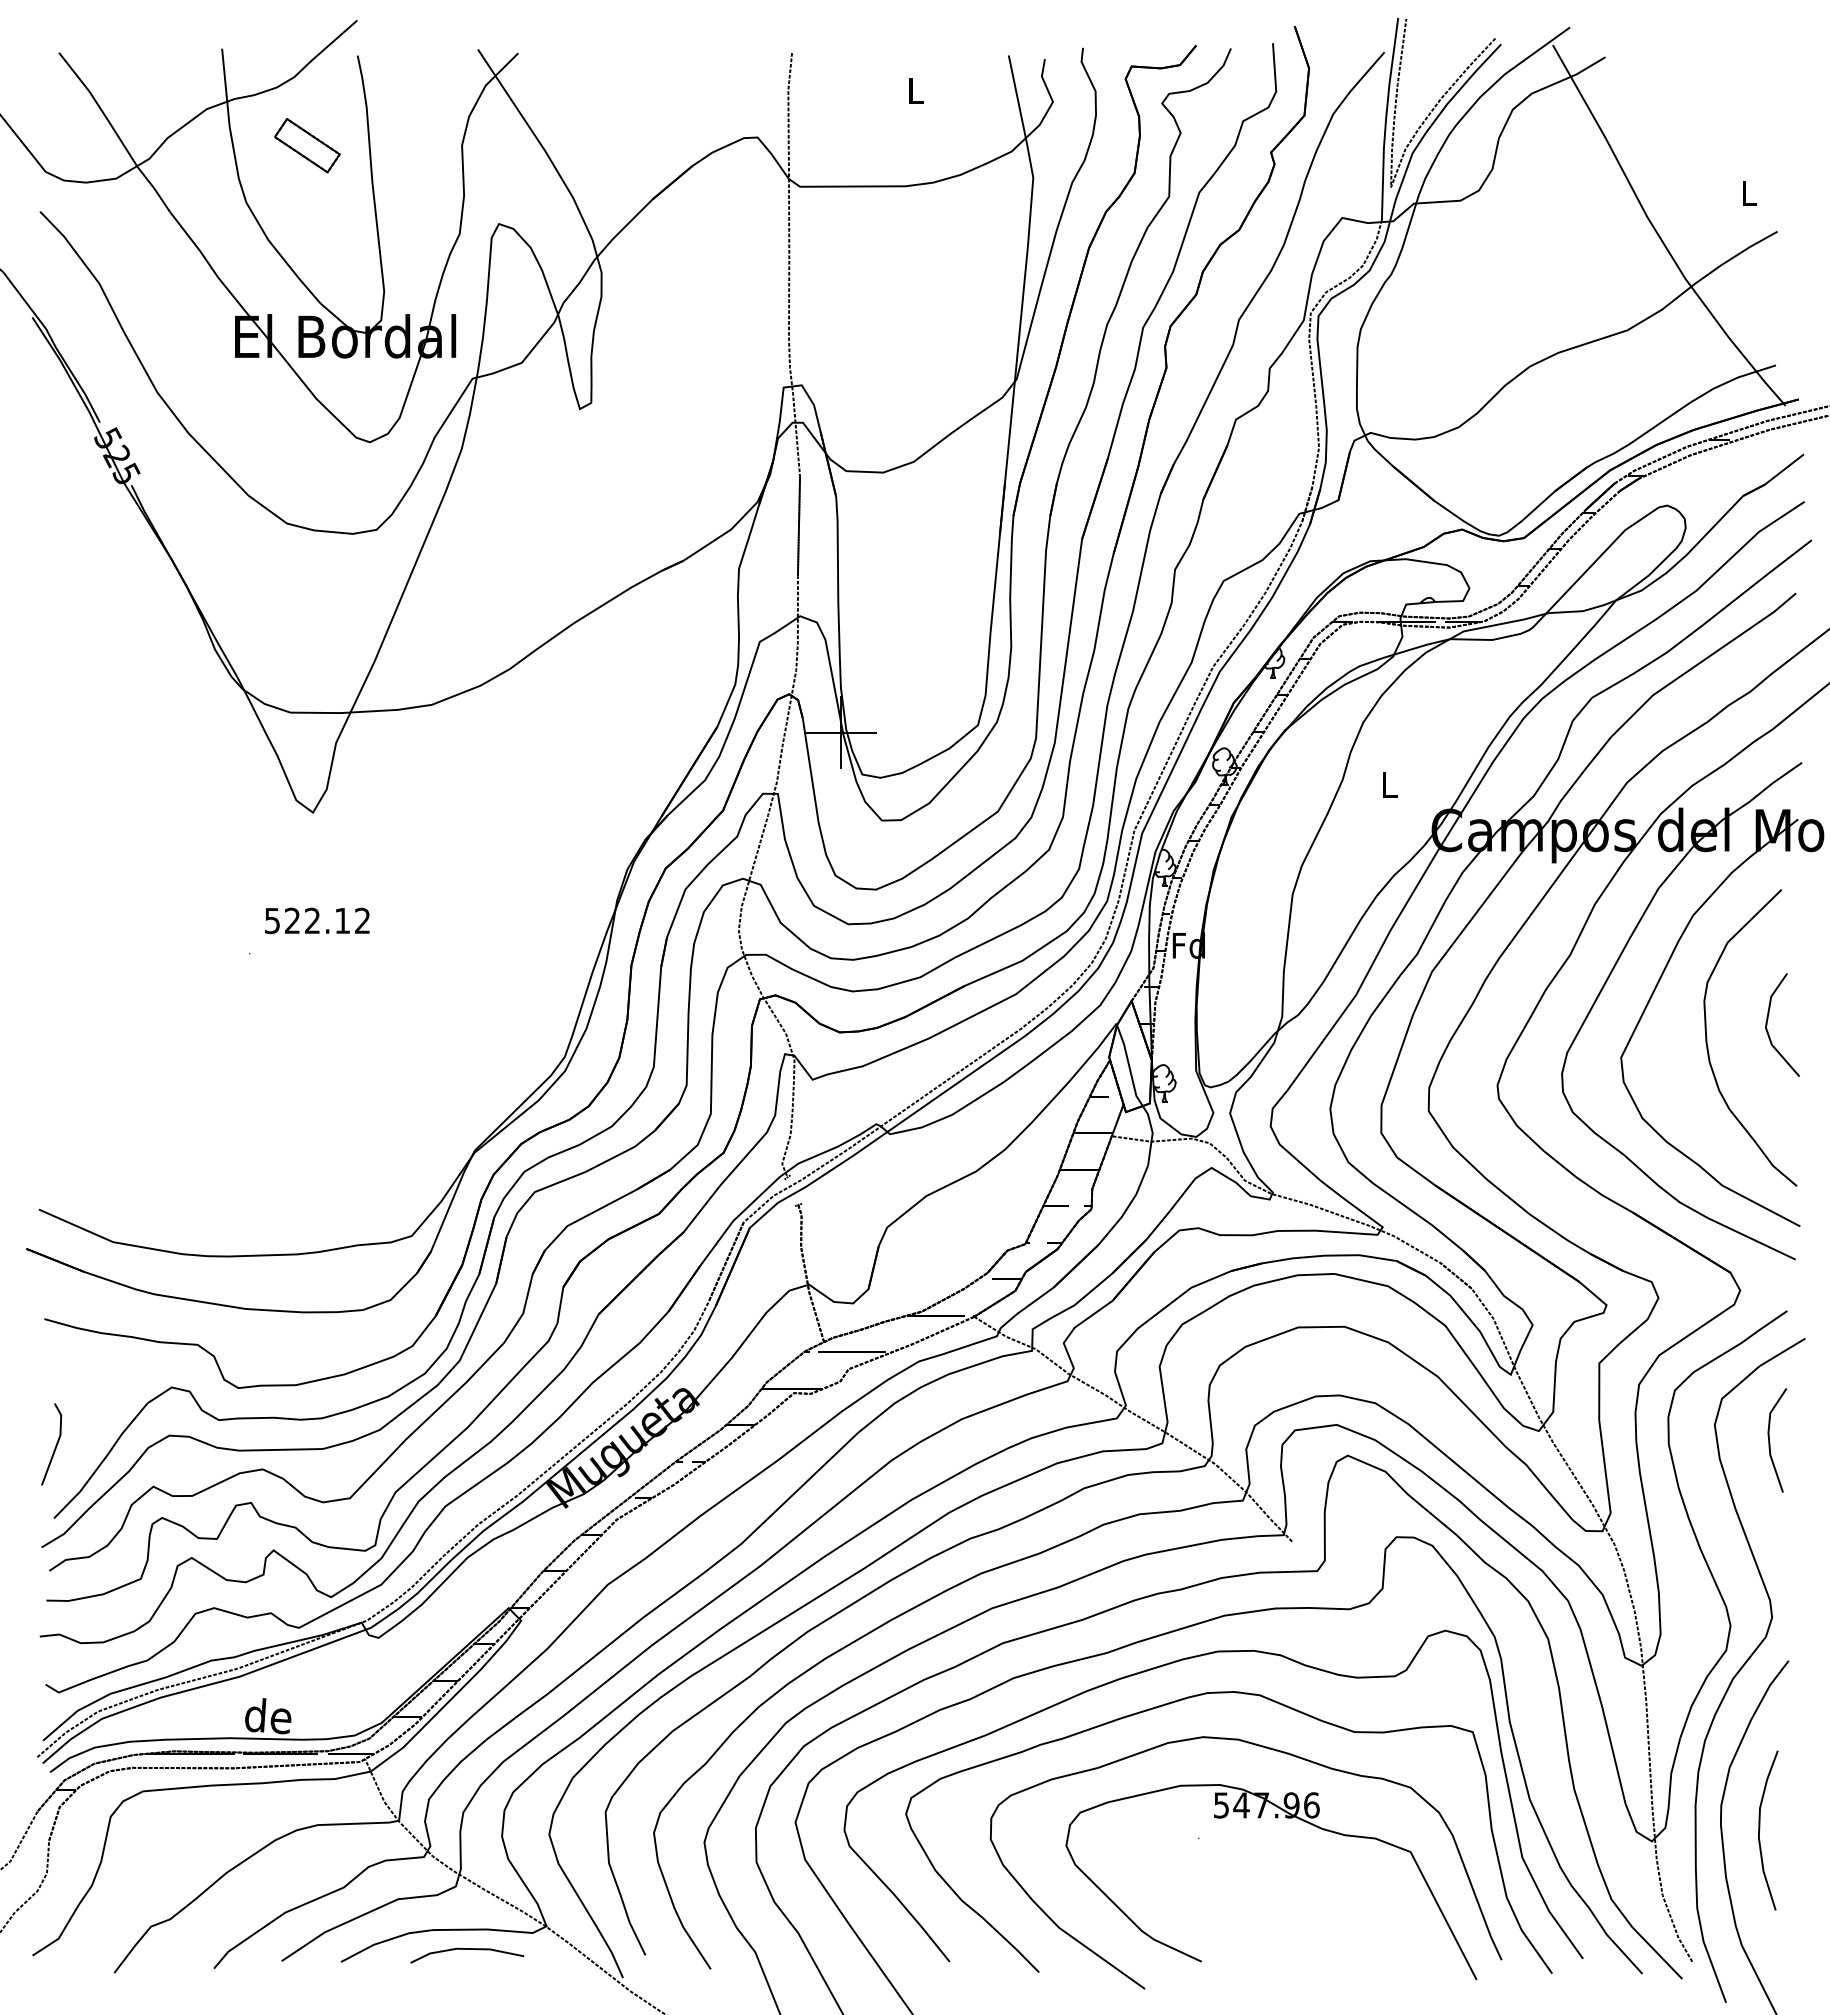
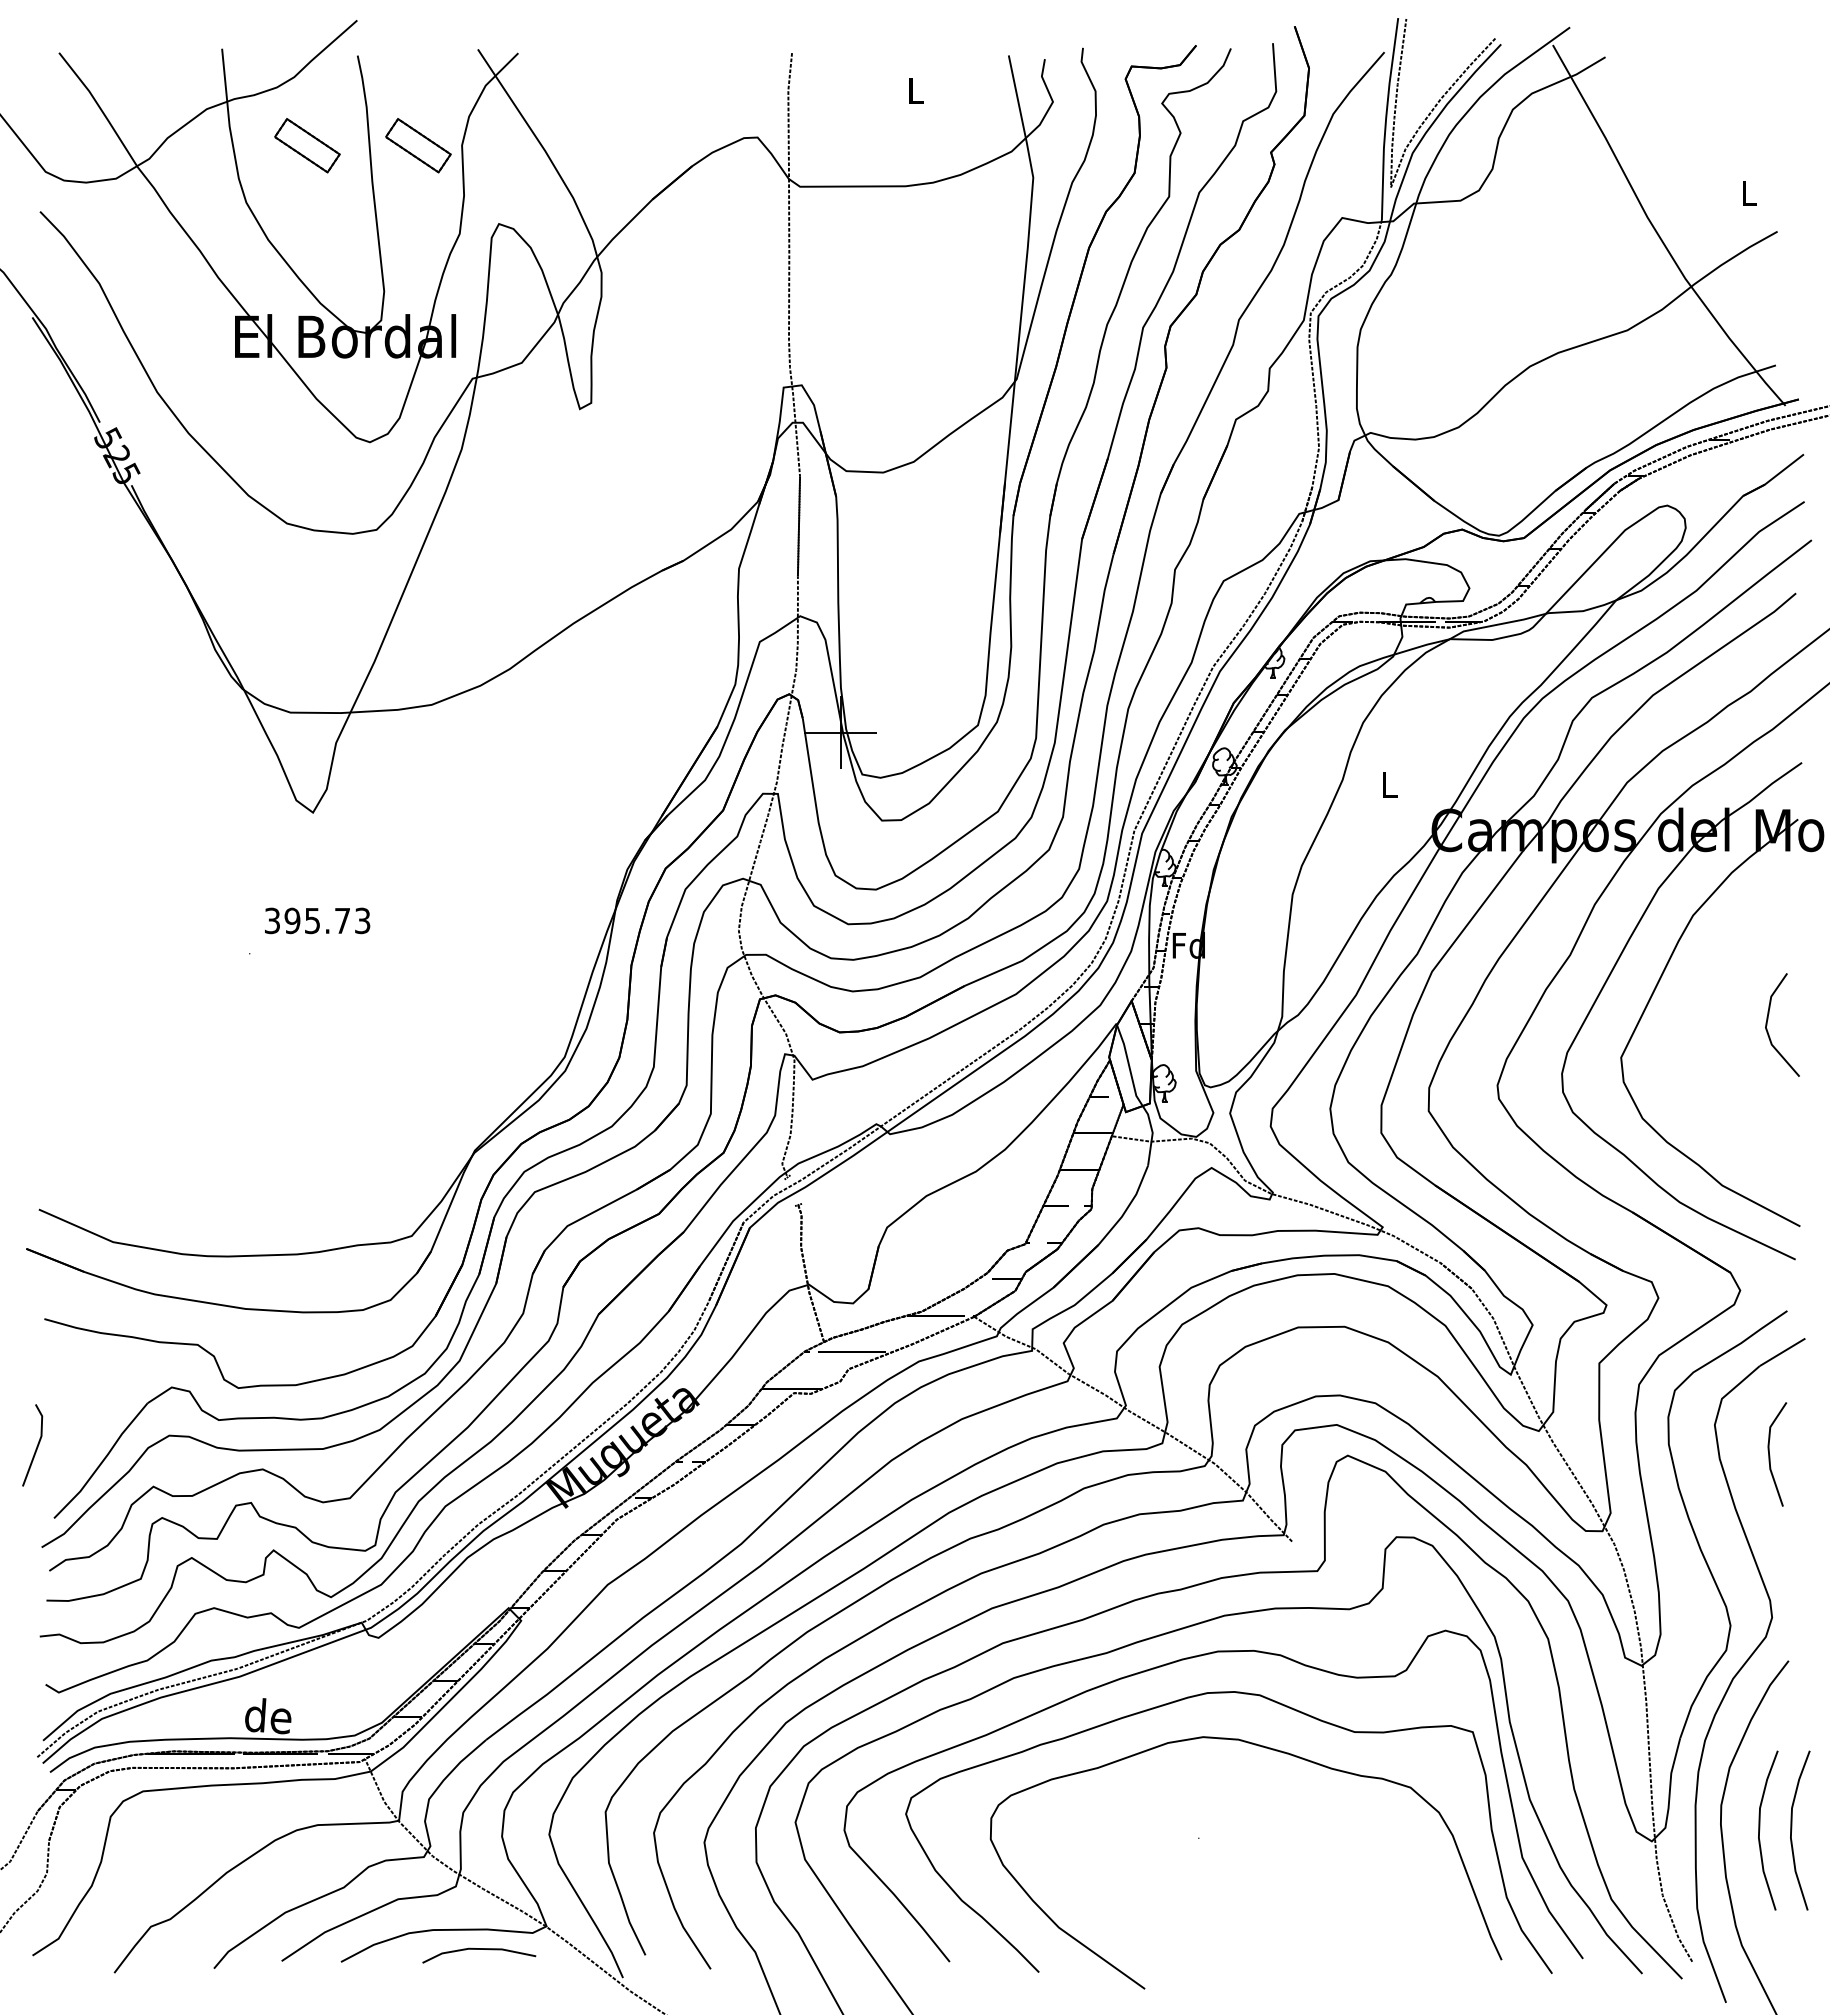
part: none -> present (418, 145)
text: 522.12 -> 395.73 (317, 920)
curve: present -> none (1708, 1046)
line position: (1770, 1441) -> (1770, 1455) (1770, 1455)
line position: (55, 1445) -> (36, 1446) (36, 1446)
part: present -> none (1275, 1818)
curve: none -> present (1792, 1830)
line position: (467, 1949) -> (479, 1949) (479, 1949)
